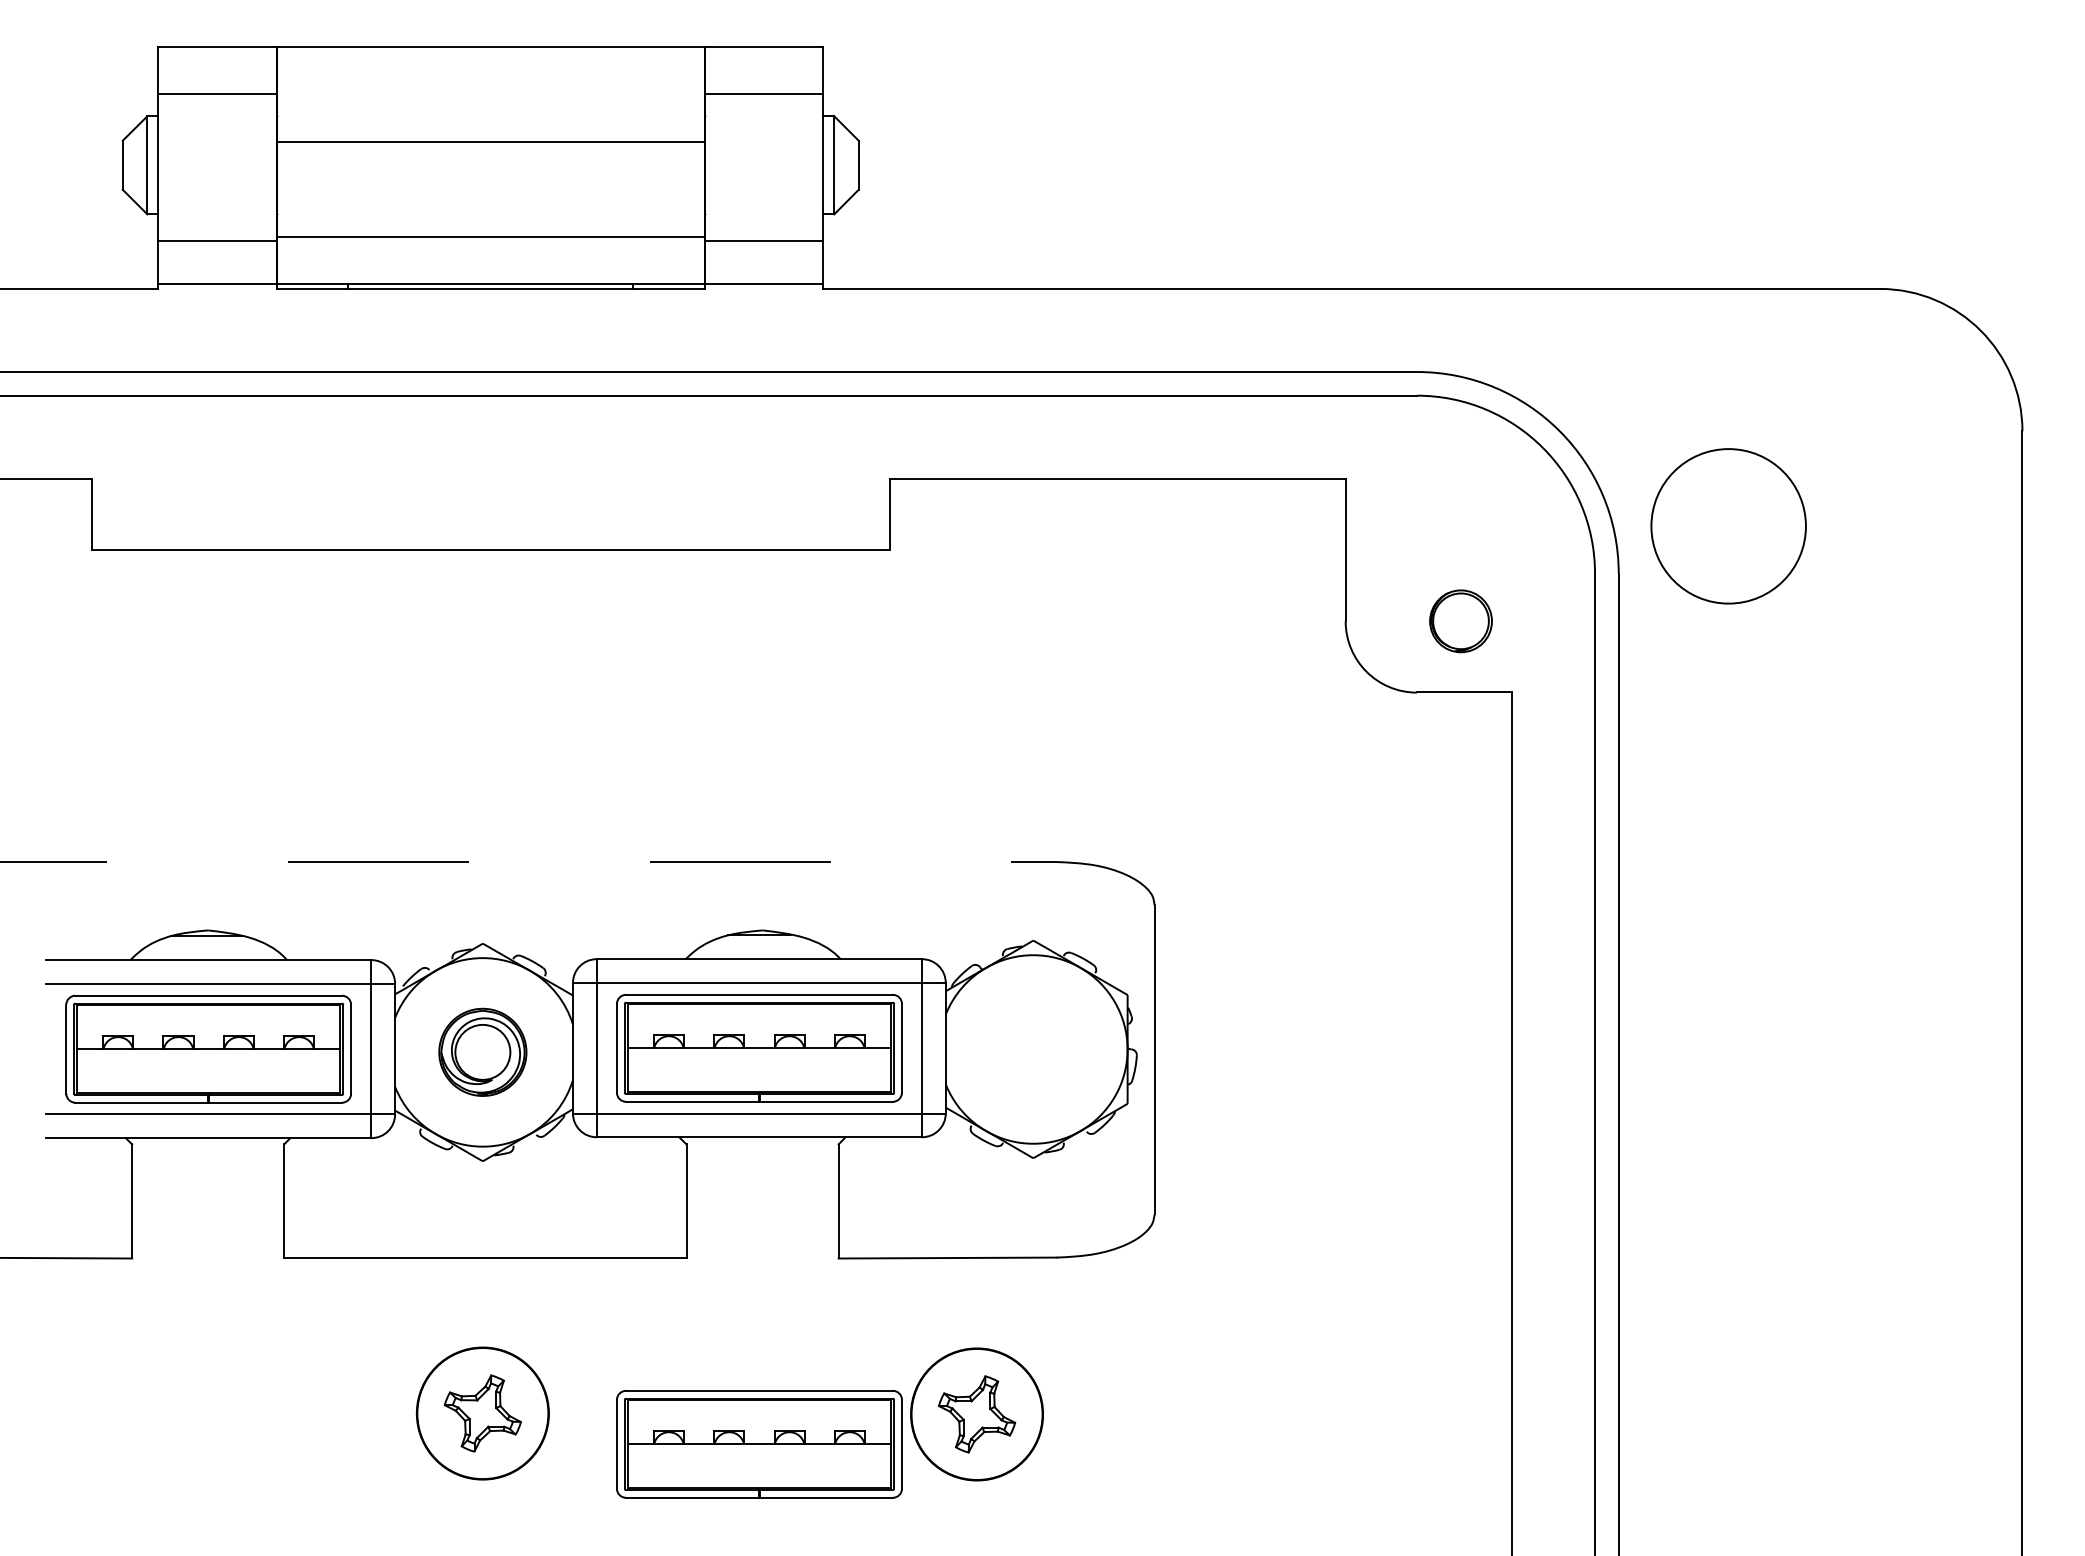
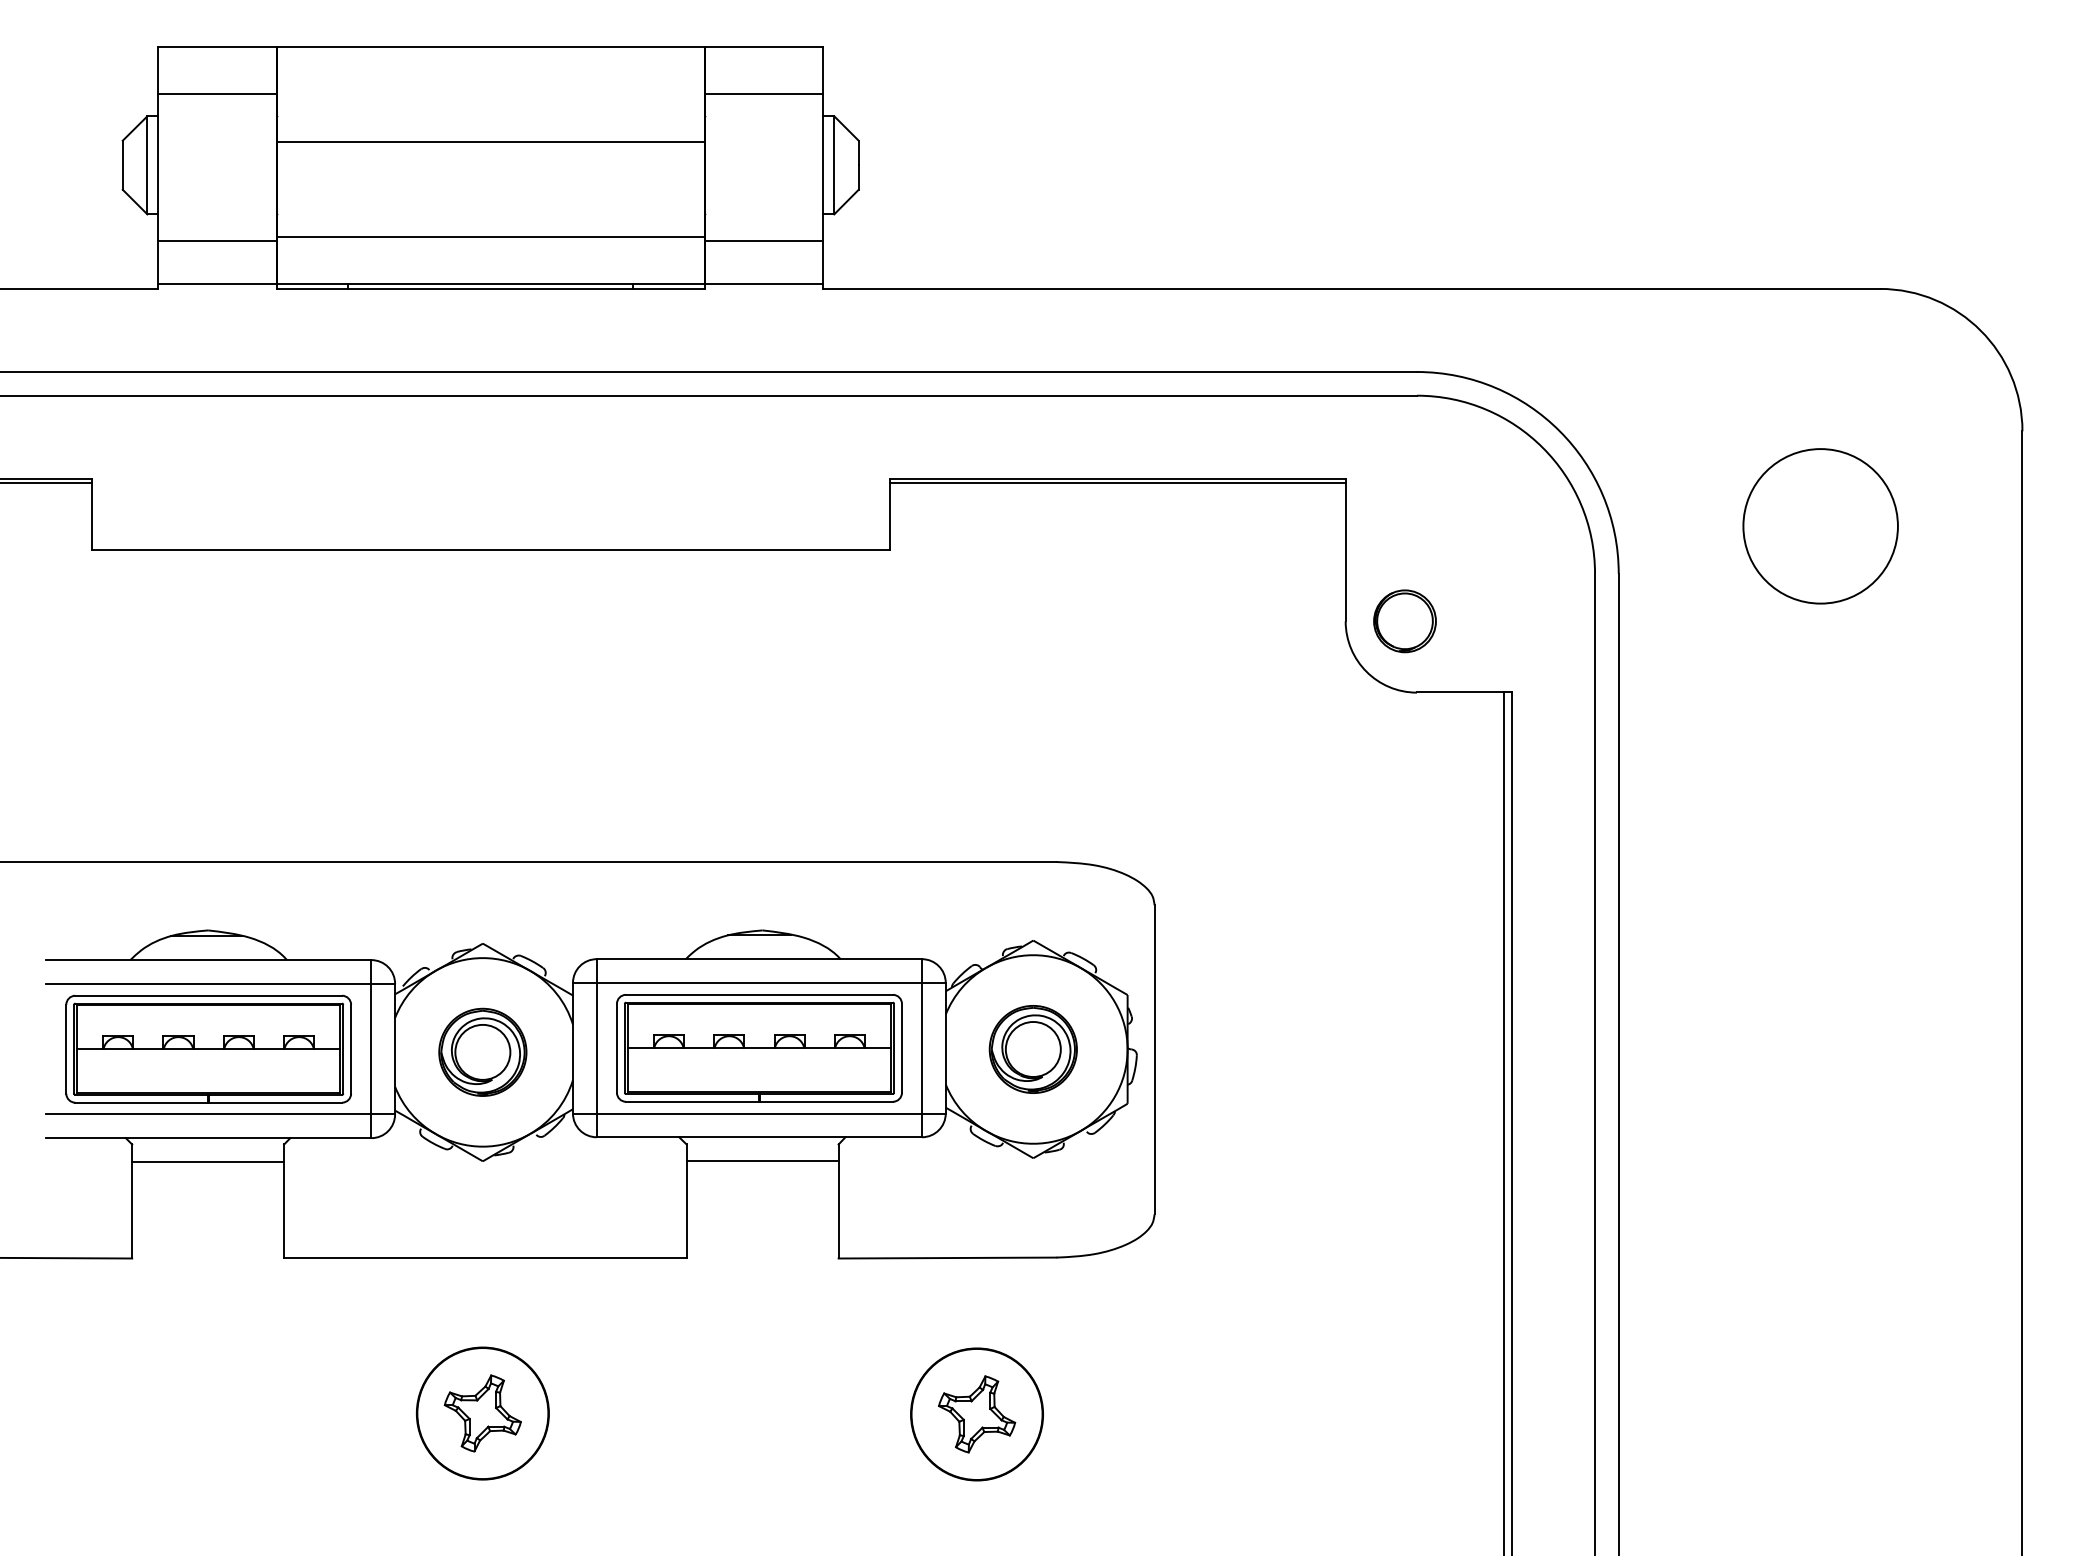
line: none -> present (46, 482)
line: none -> present (1117, 482)
circle position: (1728, 526) -> (1820, 526) (1820, 526)
part position: (1460, 621) -> (1404, 621) (1404, 621)
line: dashed -> solid (528, 862)
part: none -> present (1032, 1049)
line: none -> present (1504, 1122)
line: none -> present (762, 1161)
line: none -> present (208, 1162)
part: present -> none (759, 1444)
